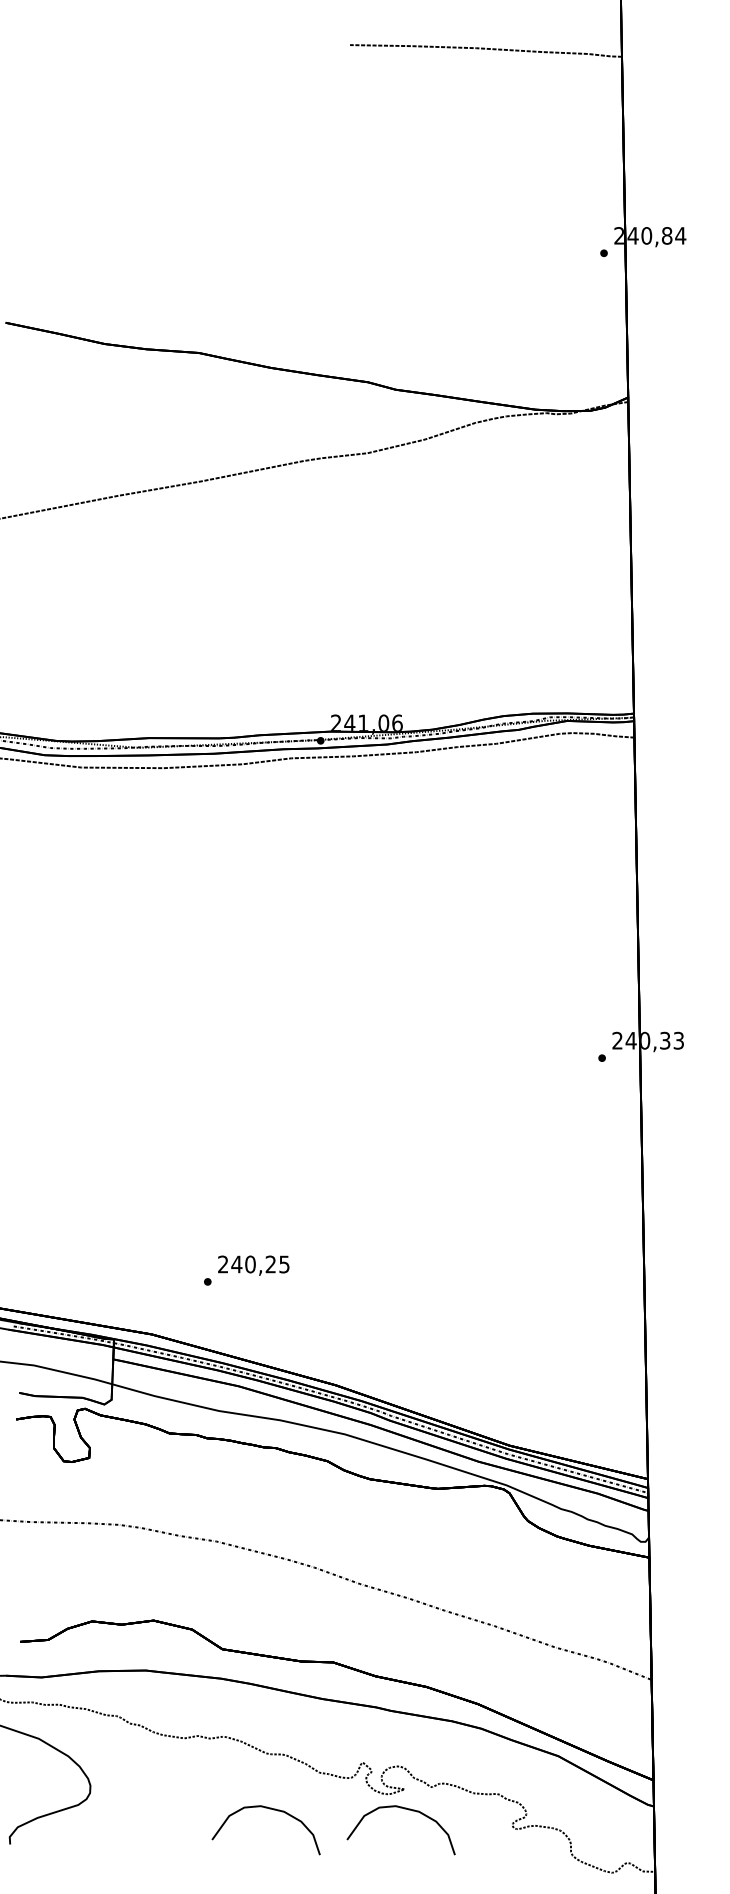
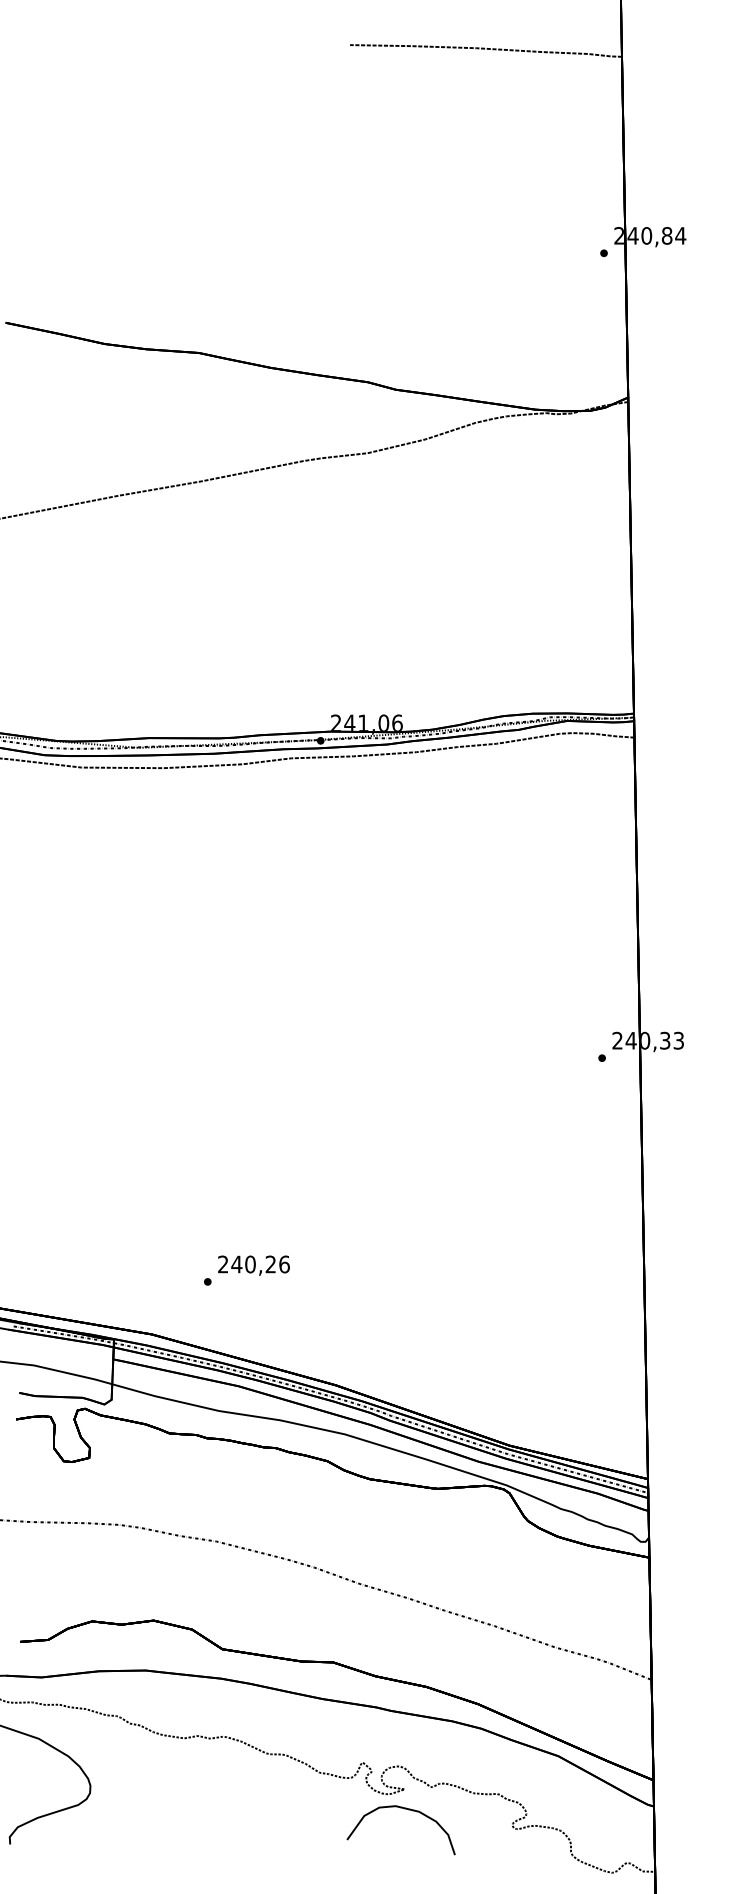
text: 240,25 -> 240,26 (284, 1264)
curve: present -> none (269, 1809)
